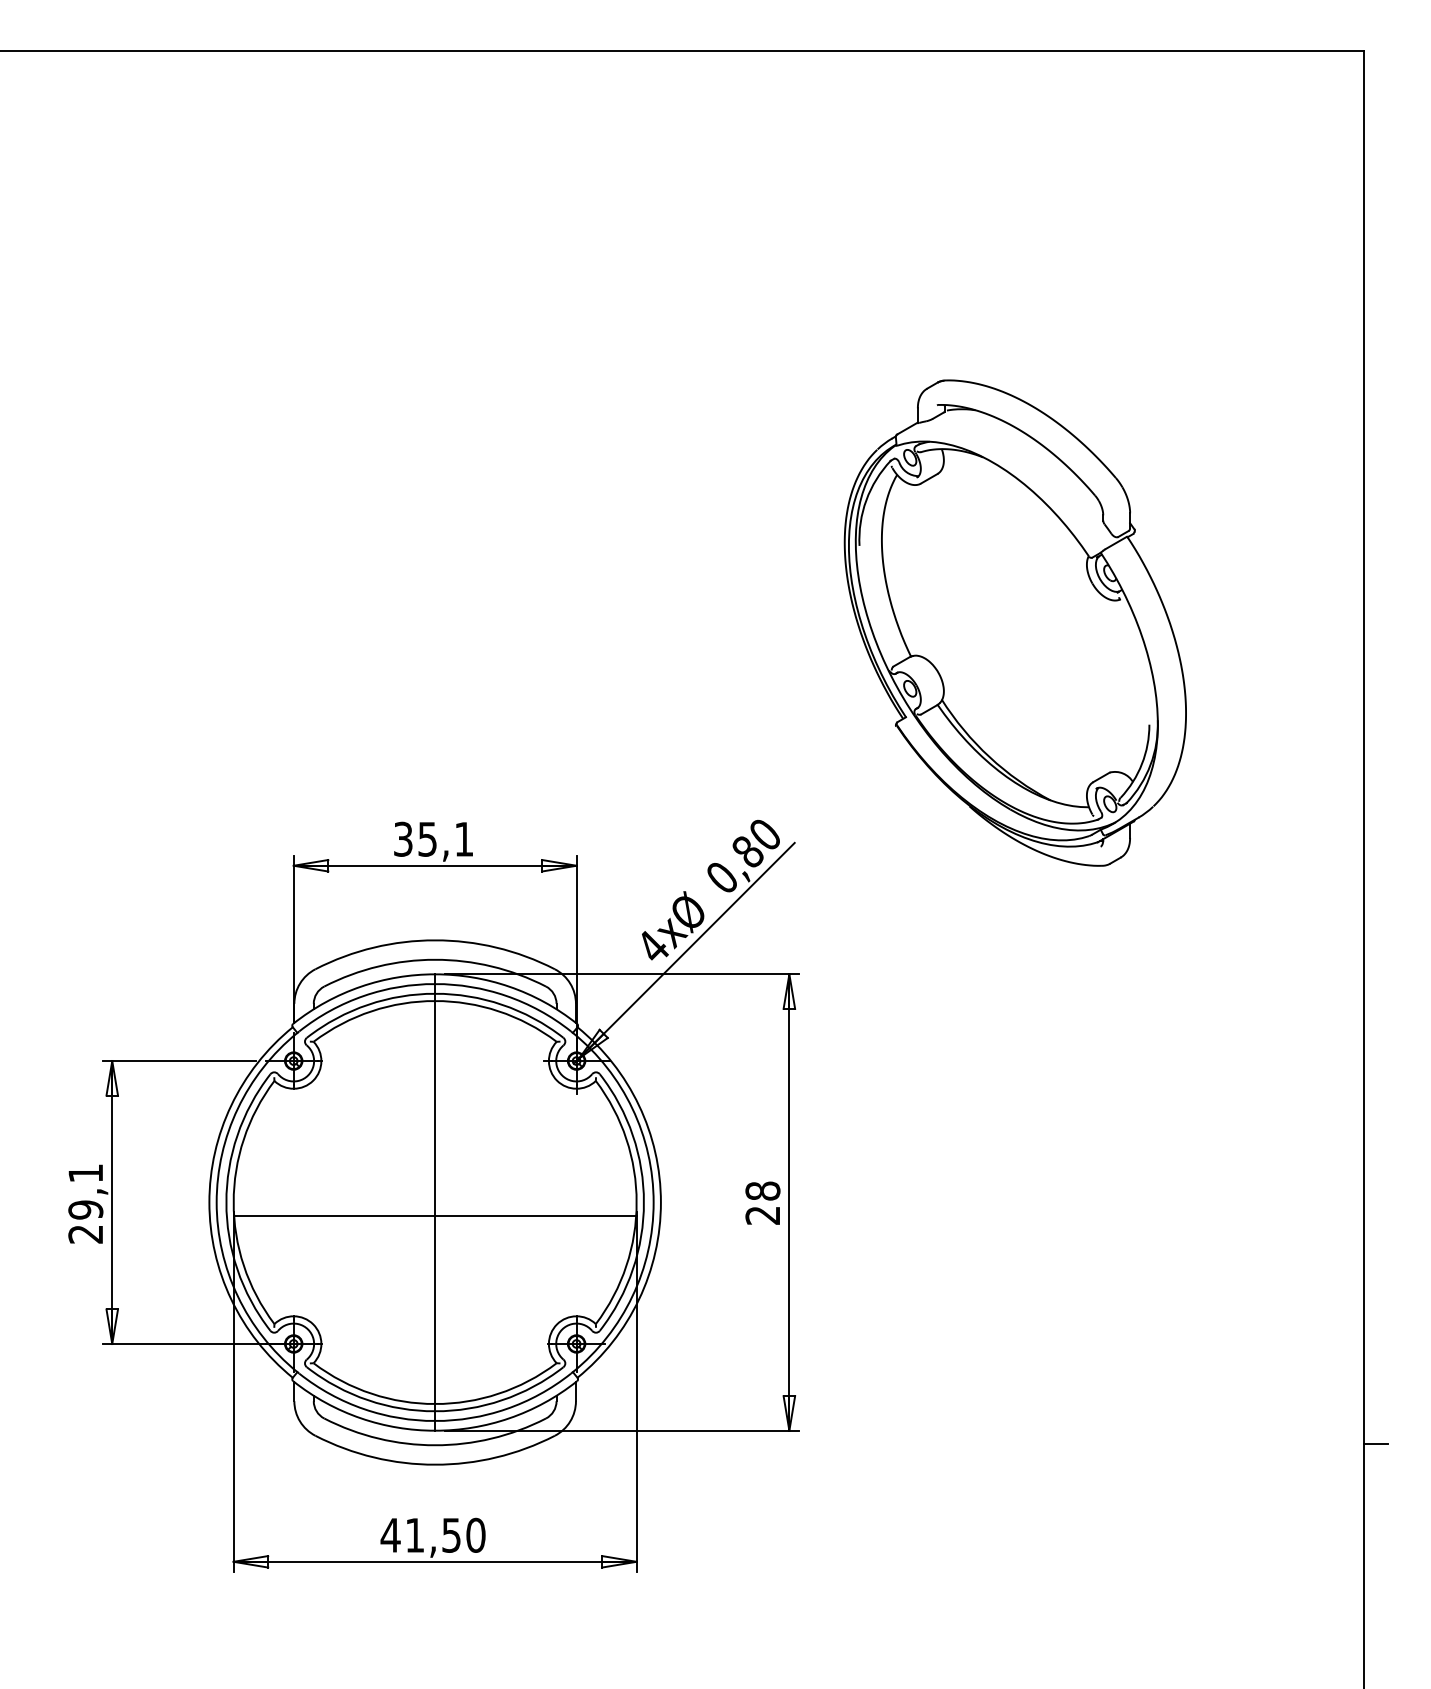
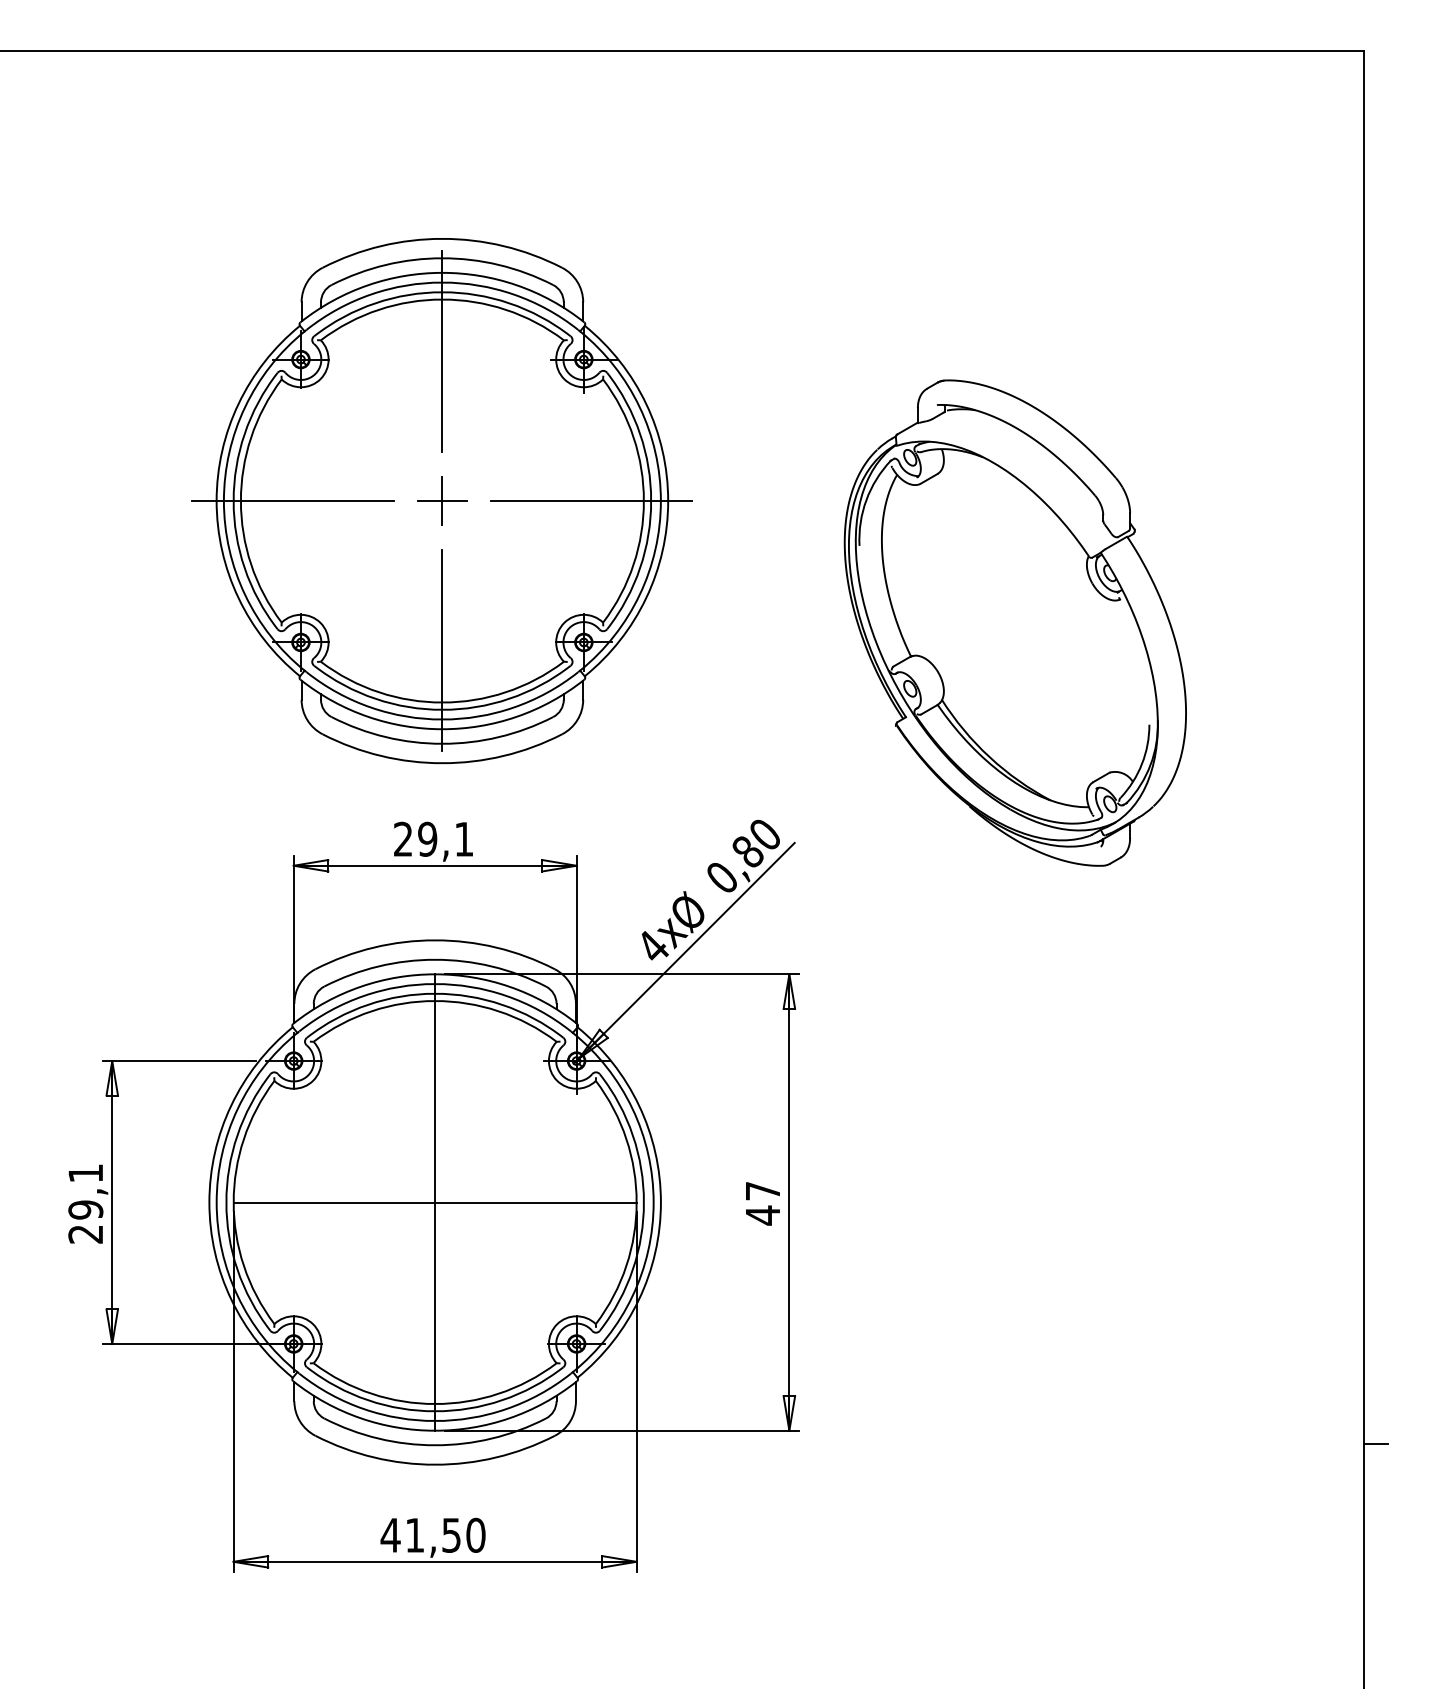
part: none -> present (441, 500)
text: 35,1 -> 29,1 (415, 838)
text: 28 -> 47 (762, 1203)
line position: (434, 1215) -> (434, 1202) (434, 1202)
